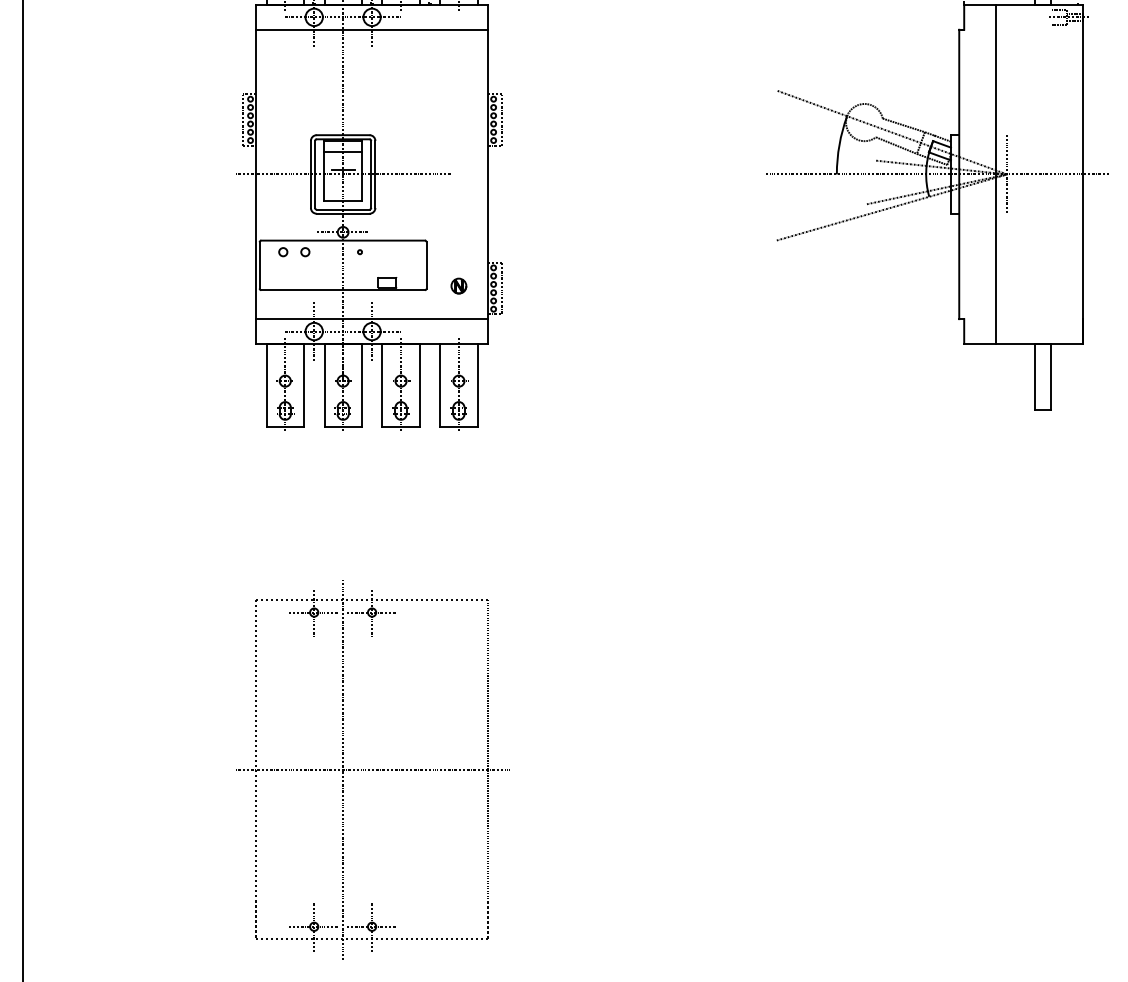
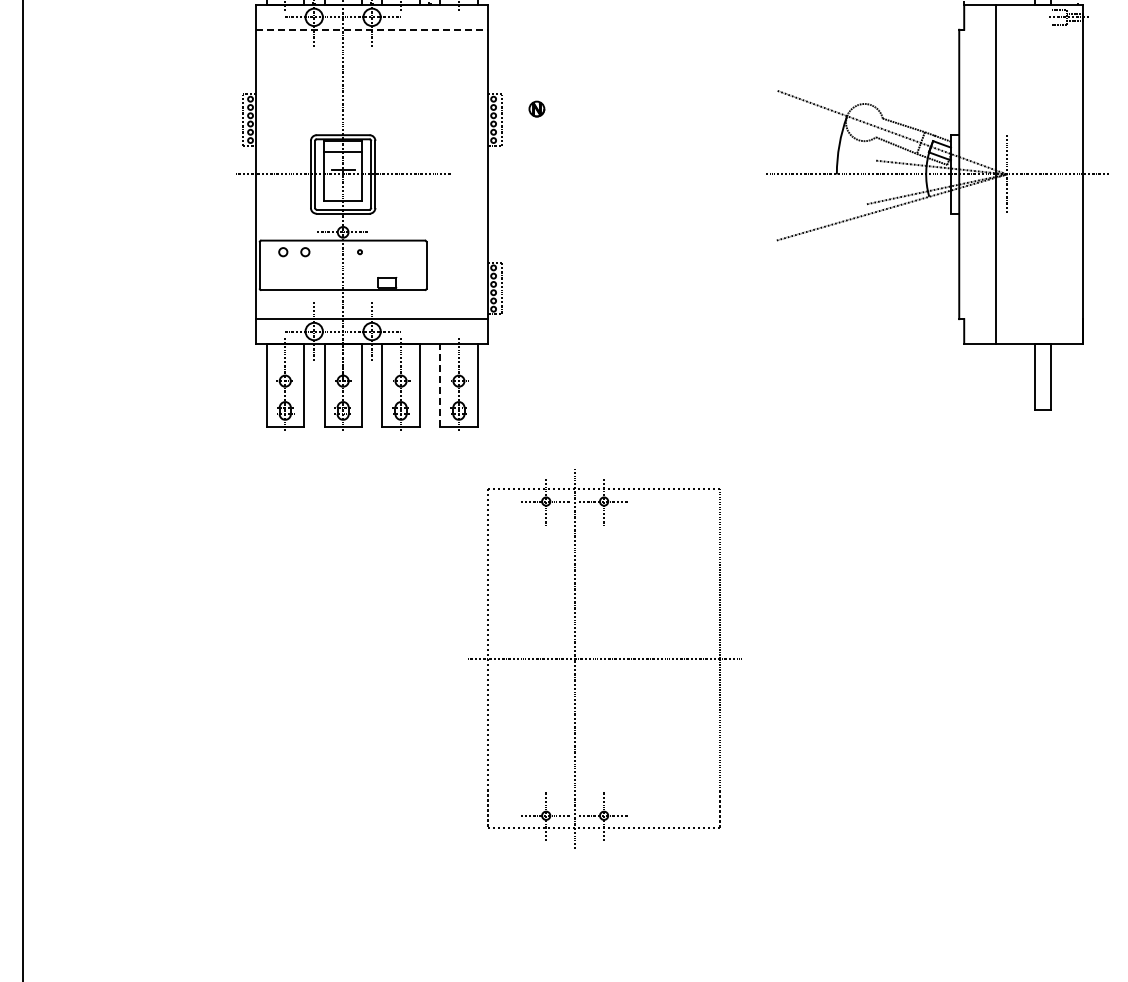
line: solid -> dashed (372, 29)
part position: (458, 285) -> (536, 108) (536, 108)
line: solid -> dashed (440, 384)
part position: (372, 769) -> (604, 658) (604, 658)
